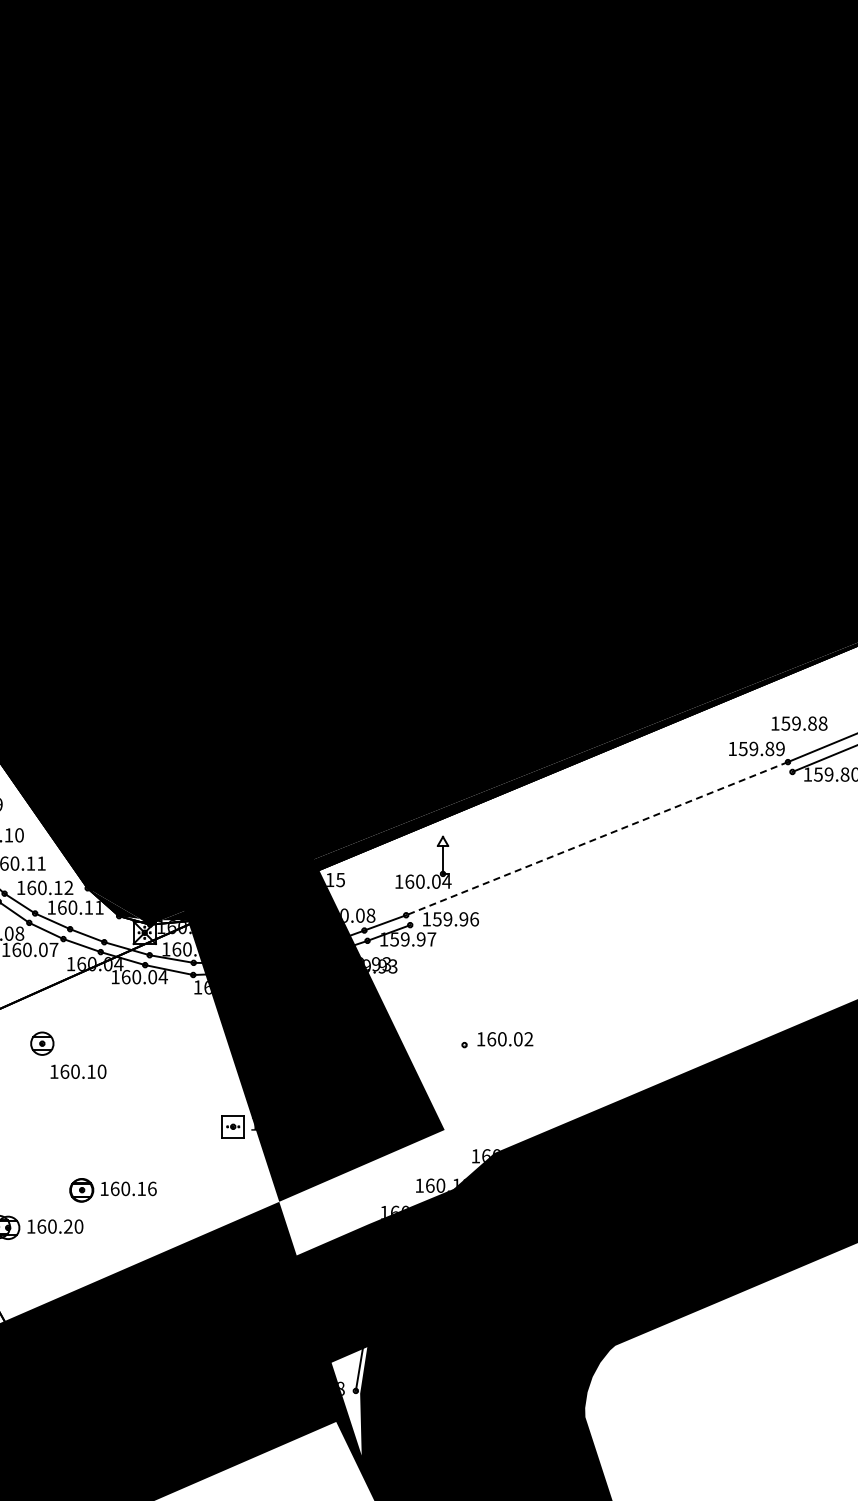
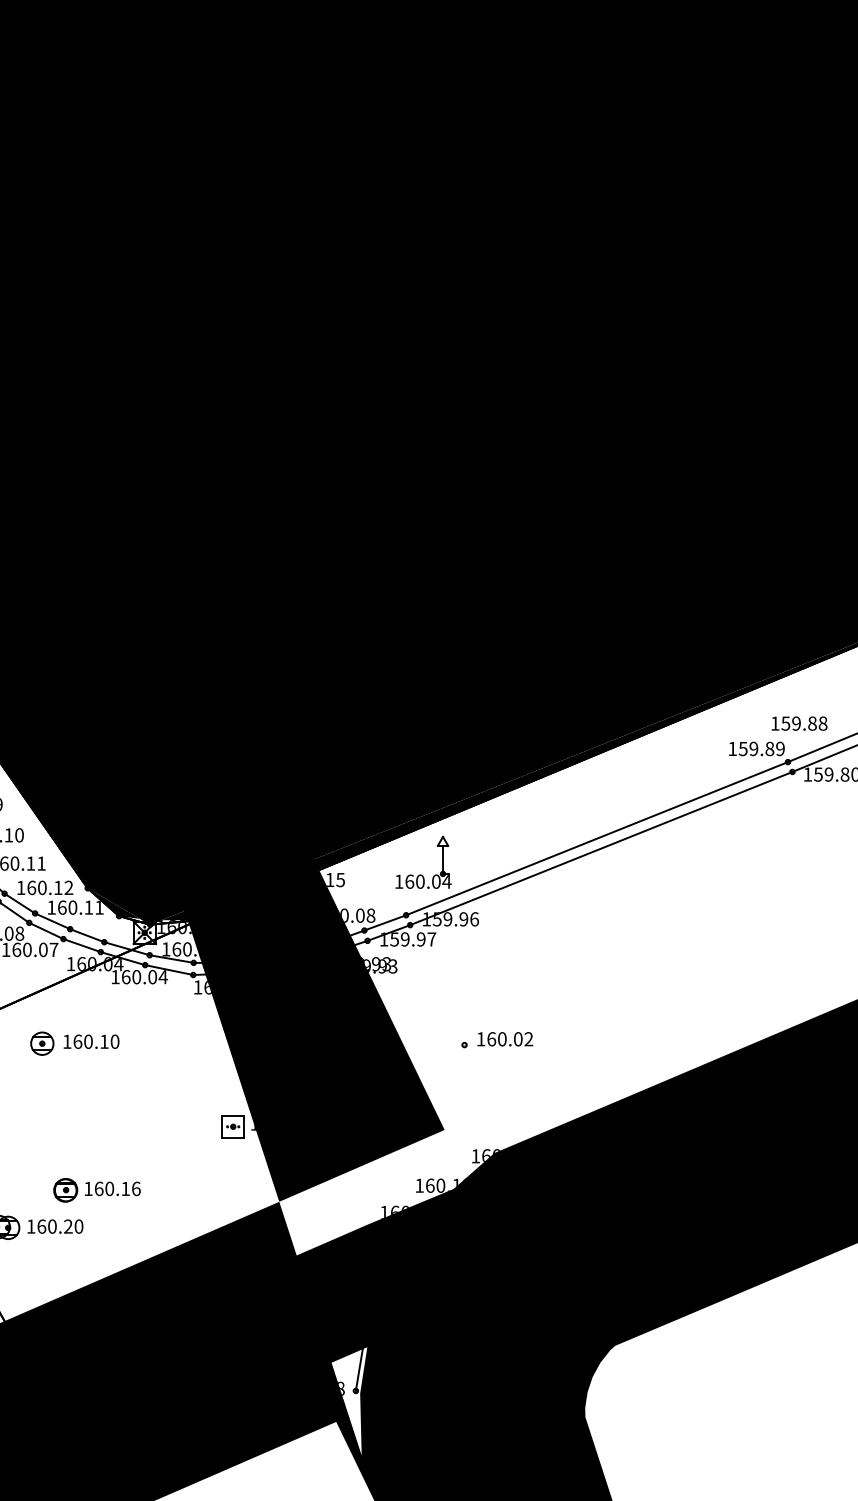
line: dashed -> solid (597, 838)
line: none -> present (601, 848)
text position: (78, 1071) -> (91, 1041) (91, 1041)
part position: (112, 1190) -> (96, 1190) (96, 1190)
